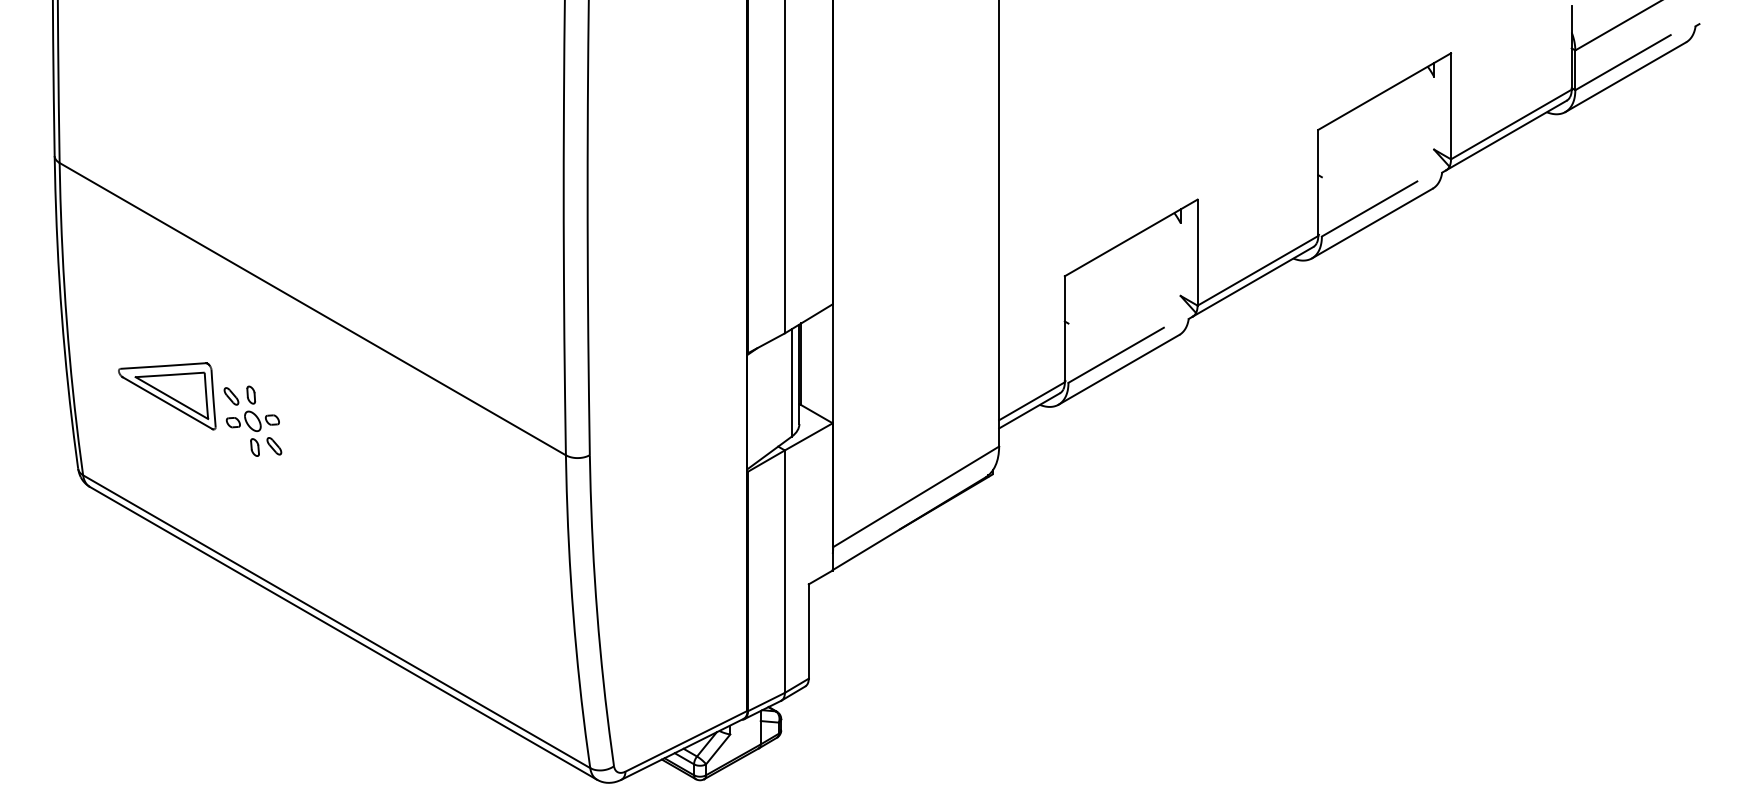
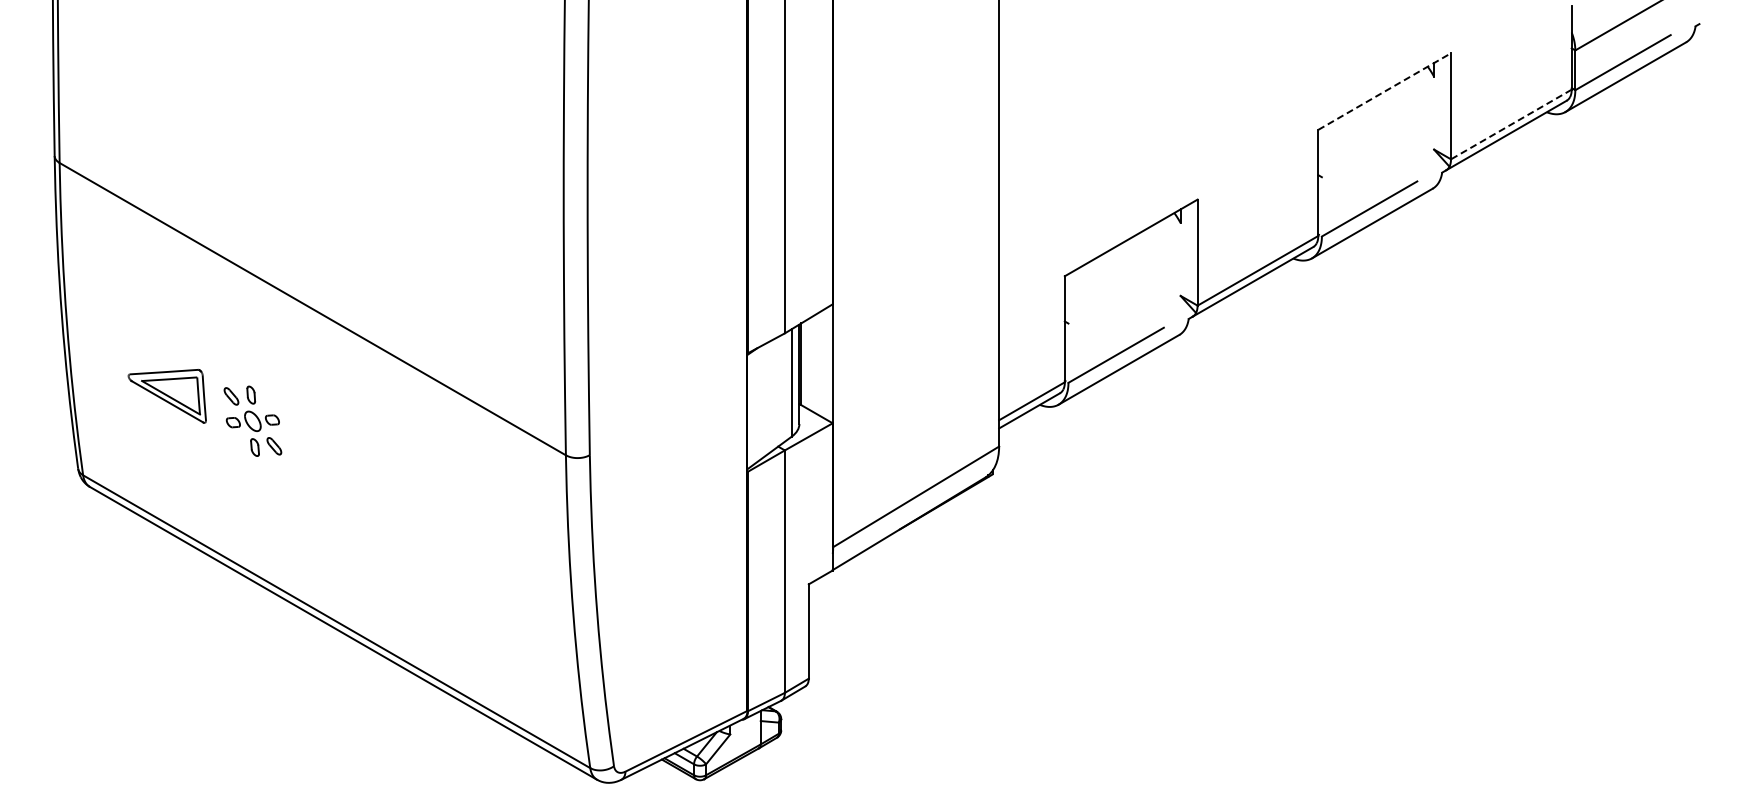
line: solid -> dashed (1384, 91)
line: solid -> dashed (1511, 124)
part size: 99x69 px -> 80x55 px (166, 396)
